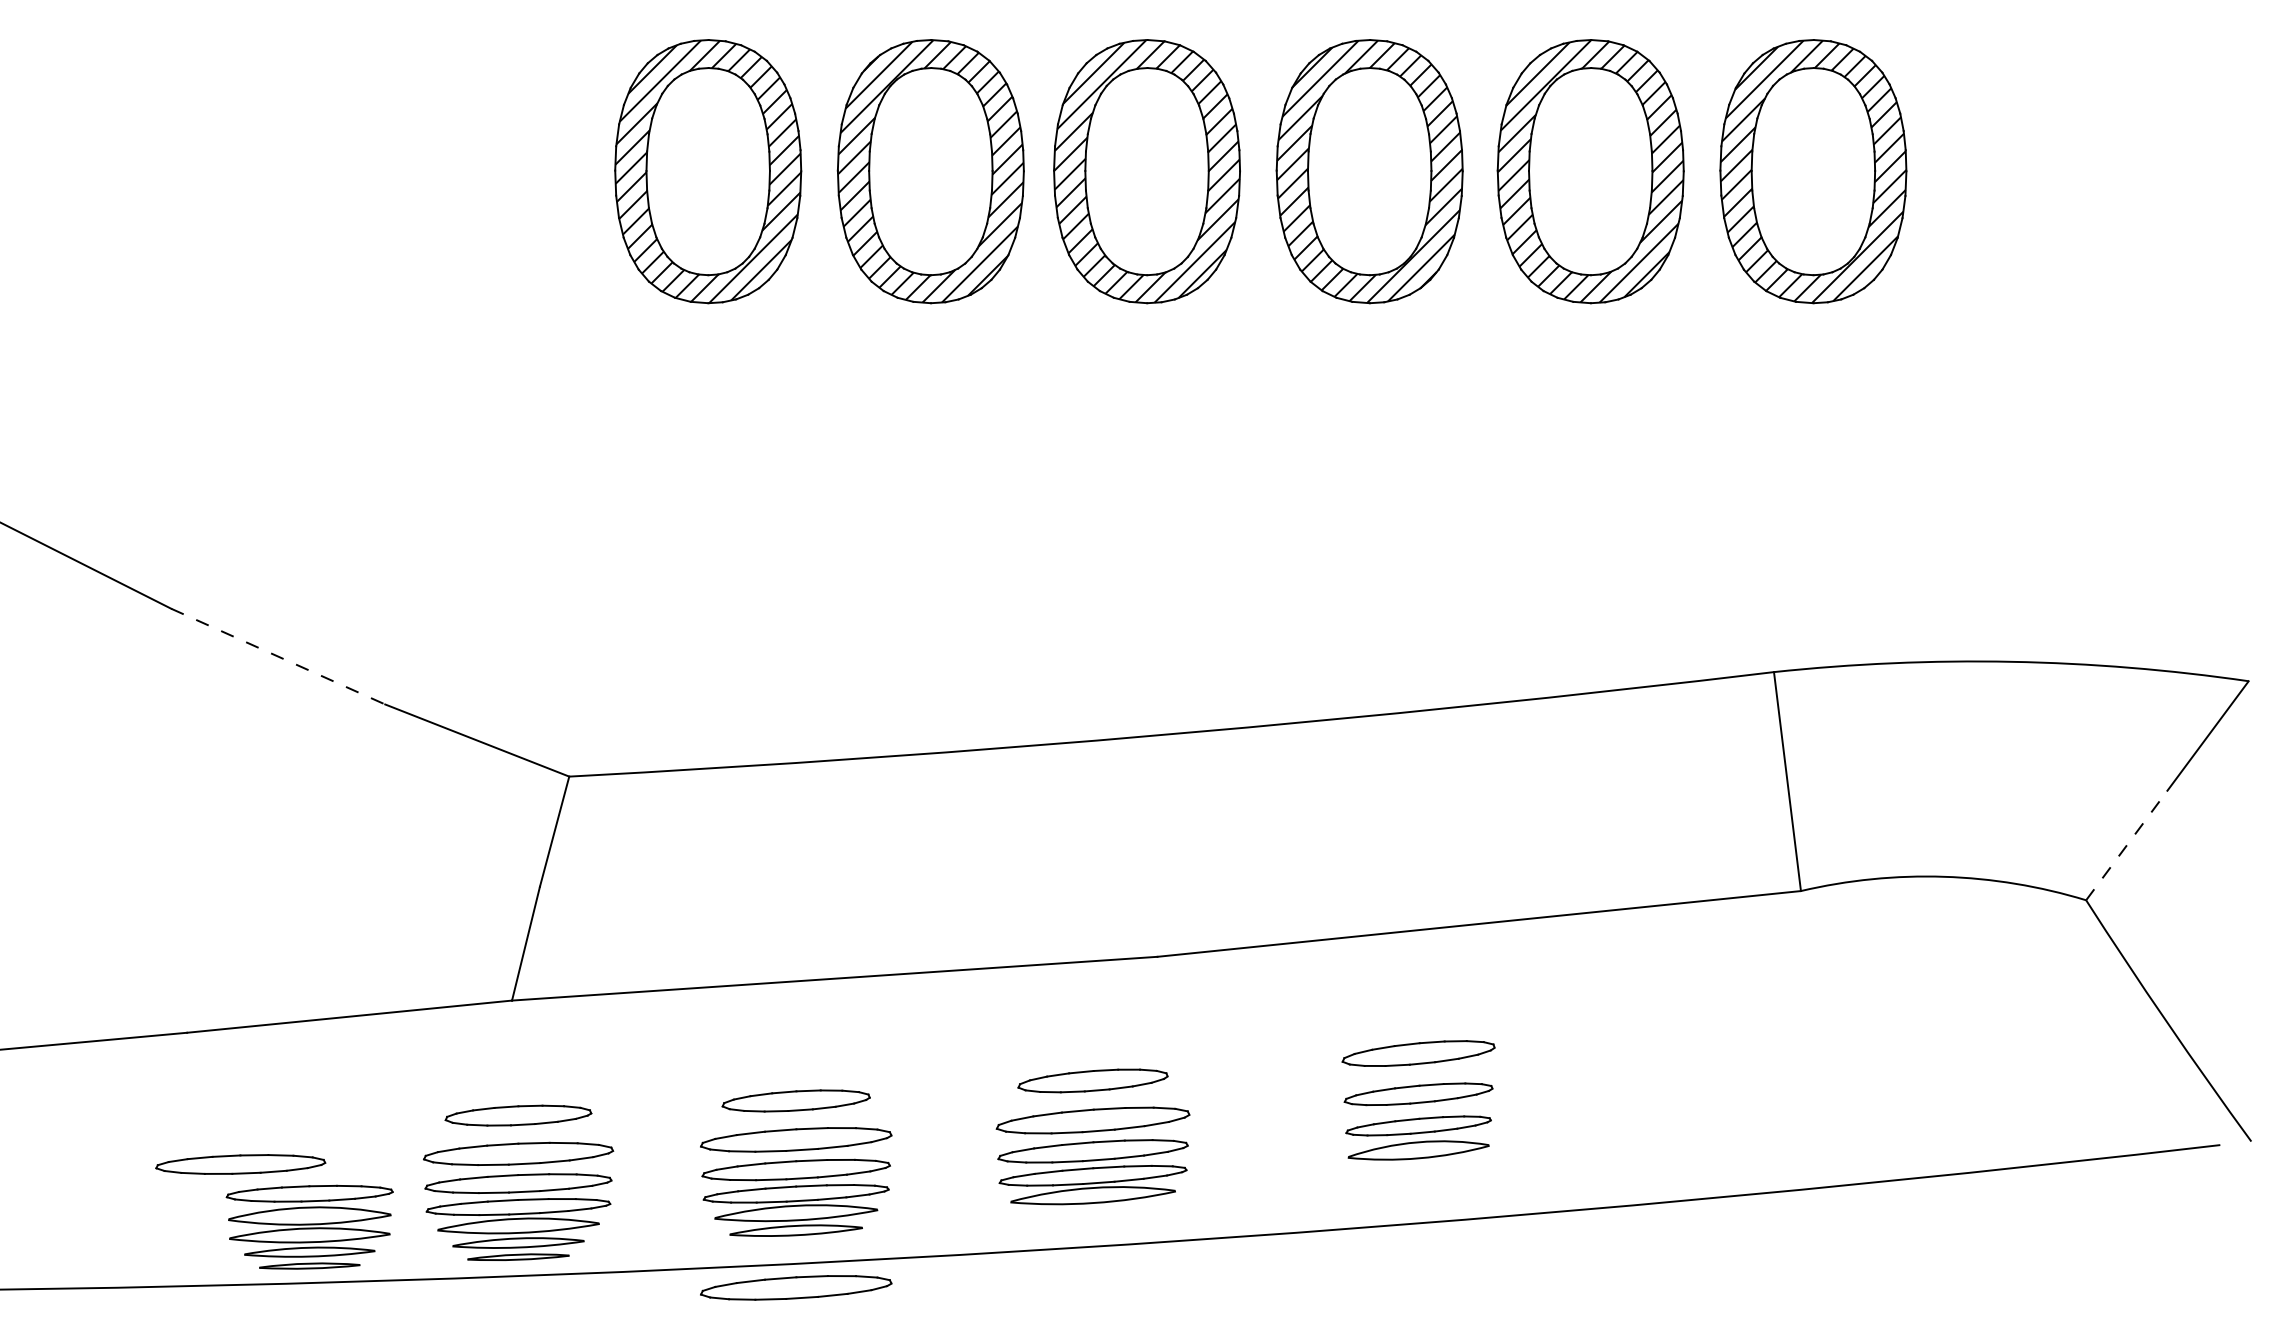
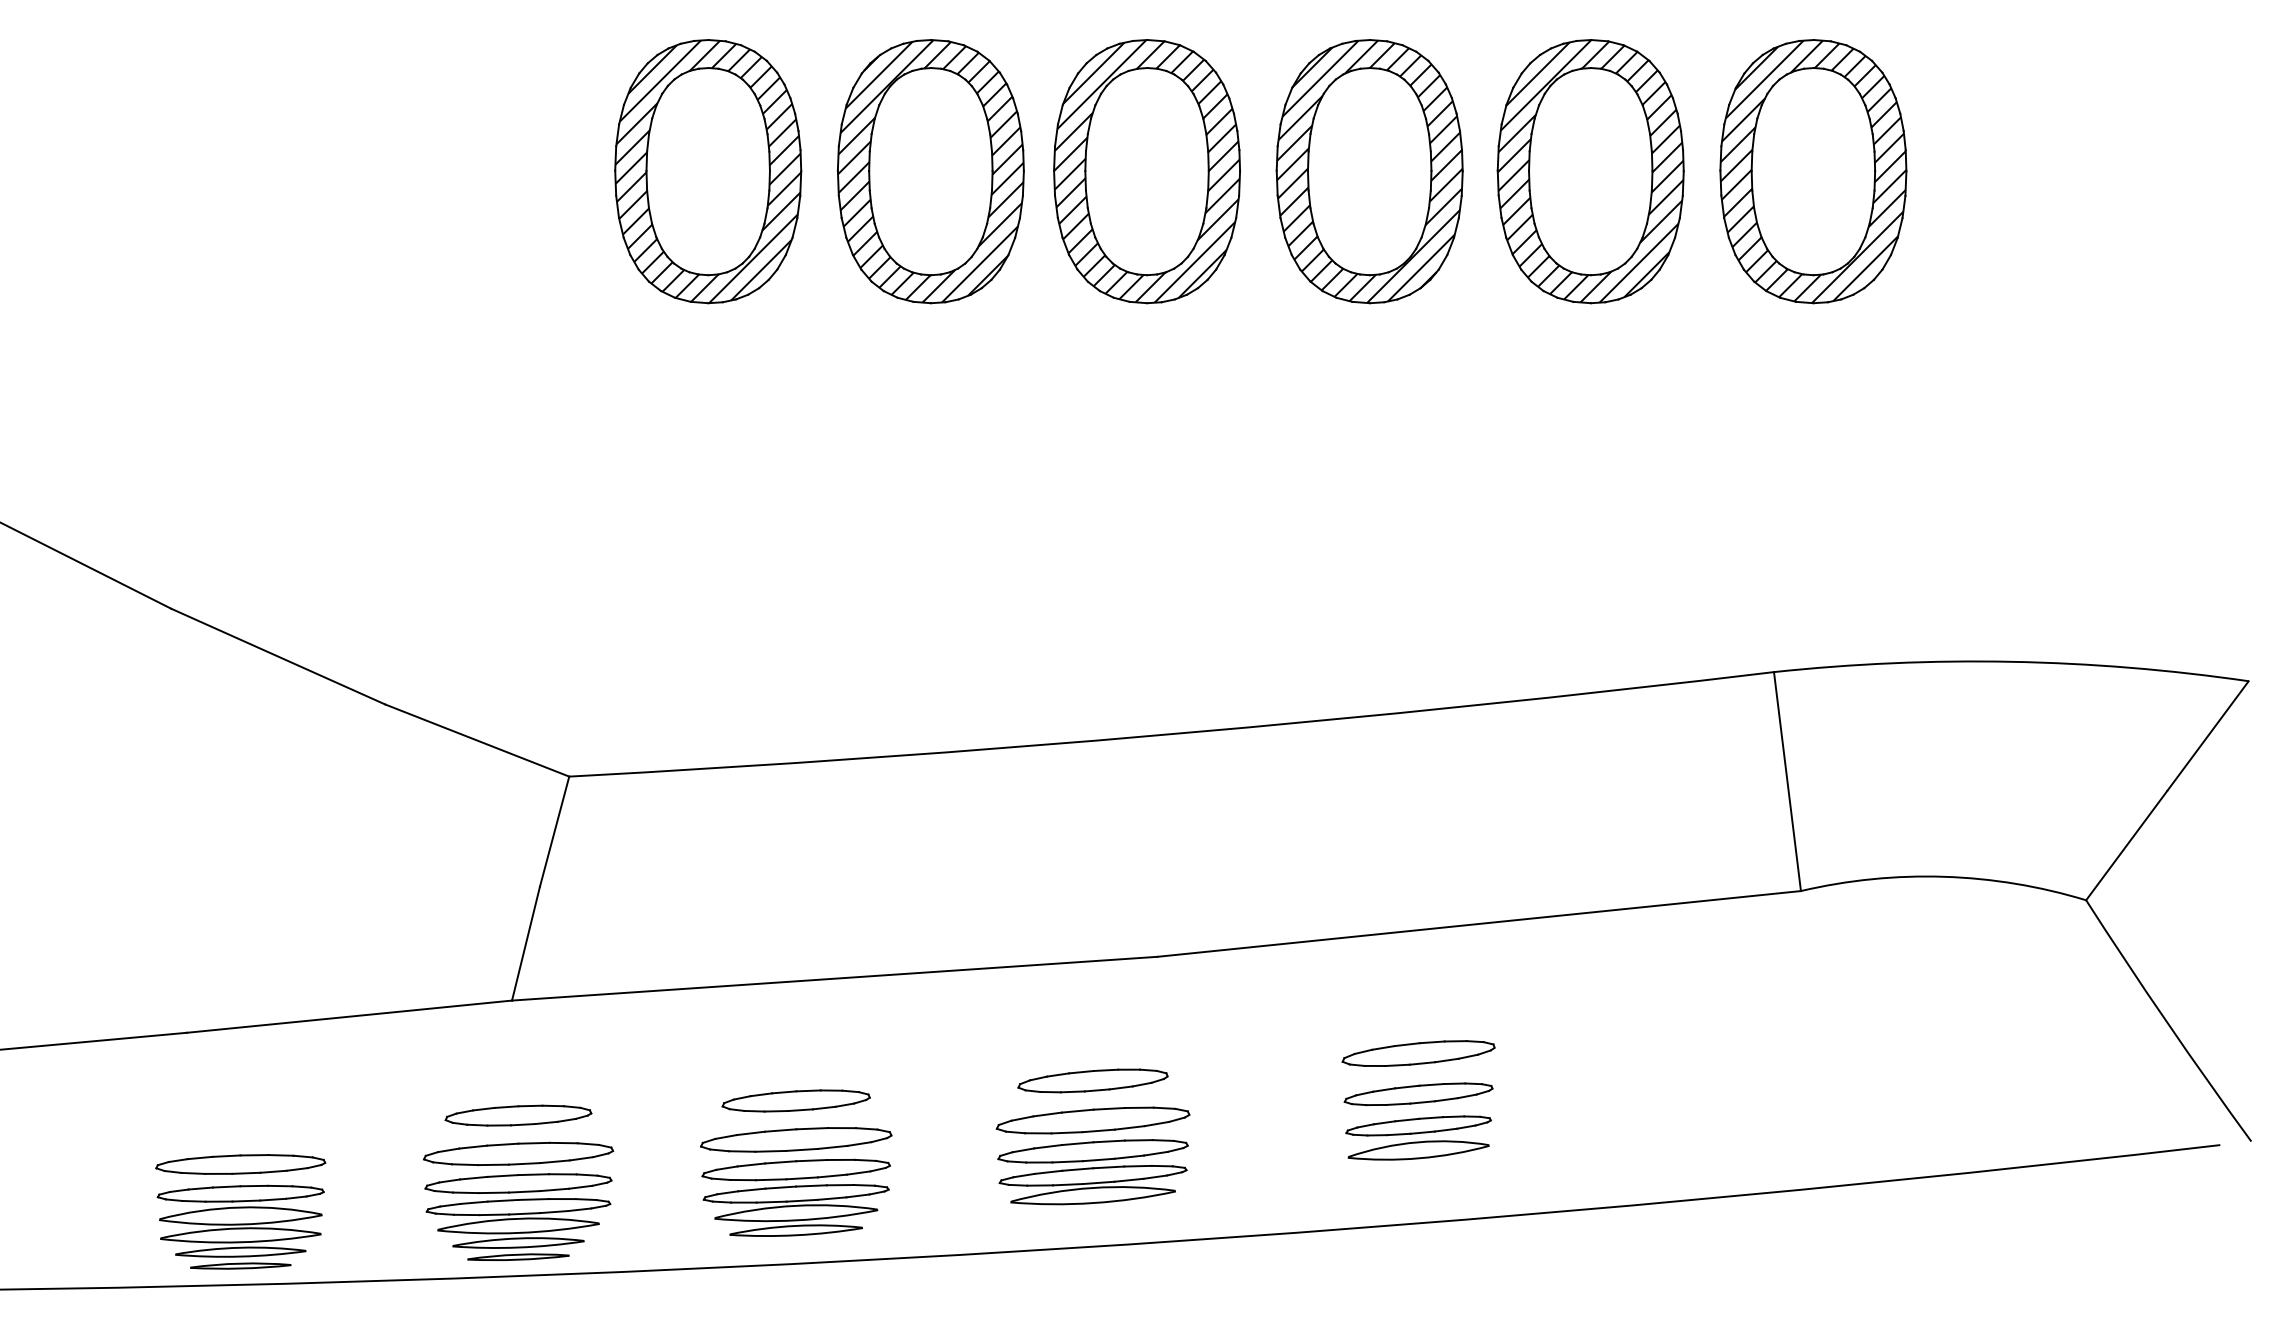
line: dashed -> solid (278, 656)
line: dashed -> solid (2127, 845)
part position: (309, 1226) -> (240, 1226) (240, 1226)
part: present -> none (796, 1287)
